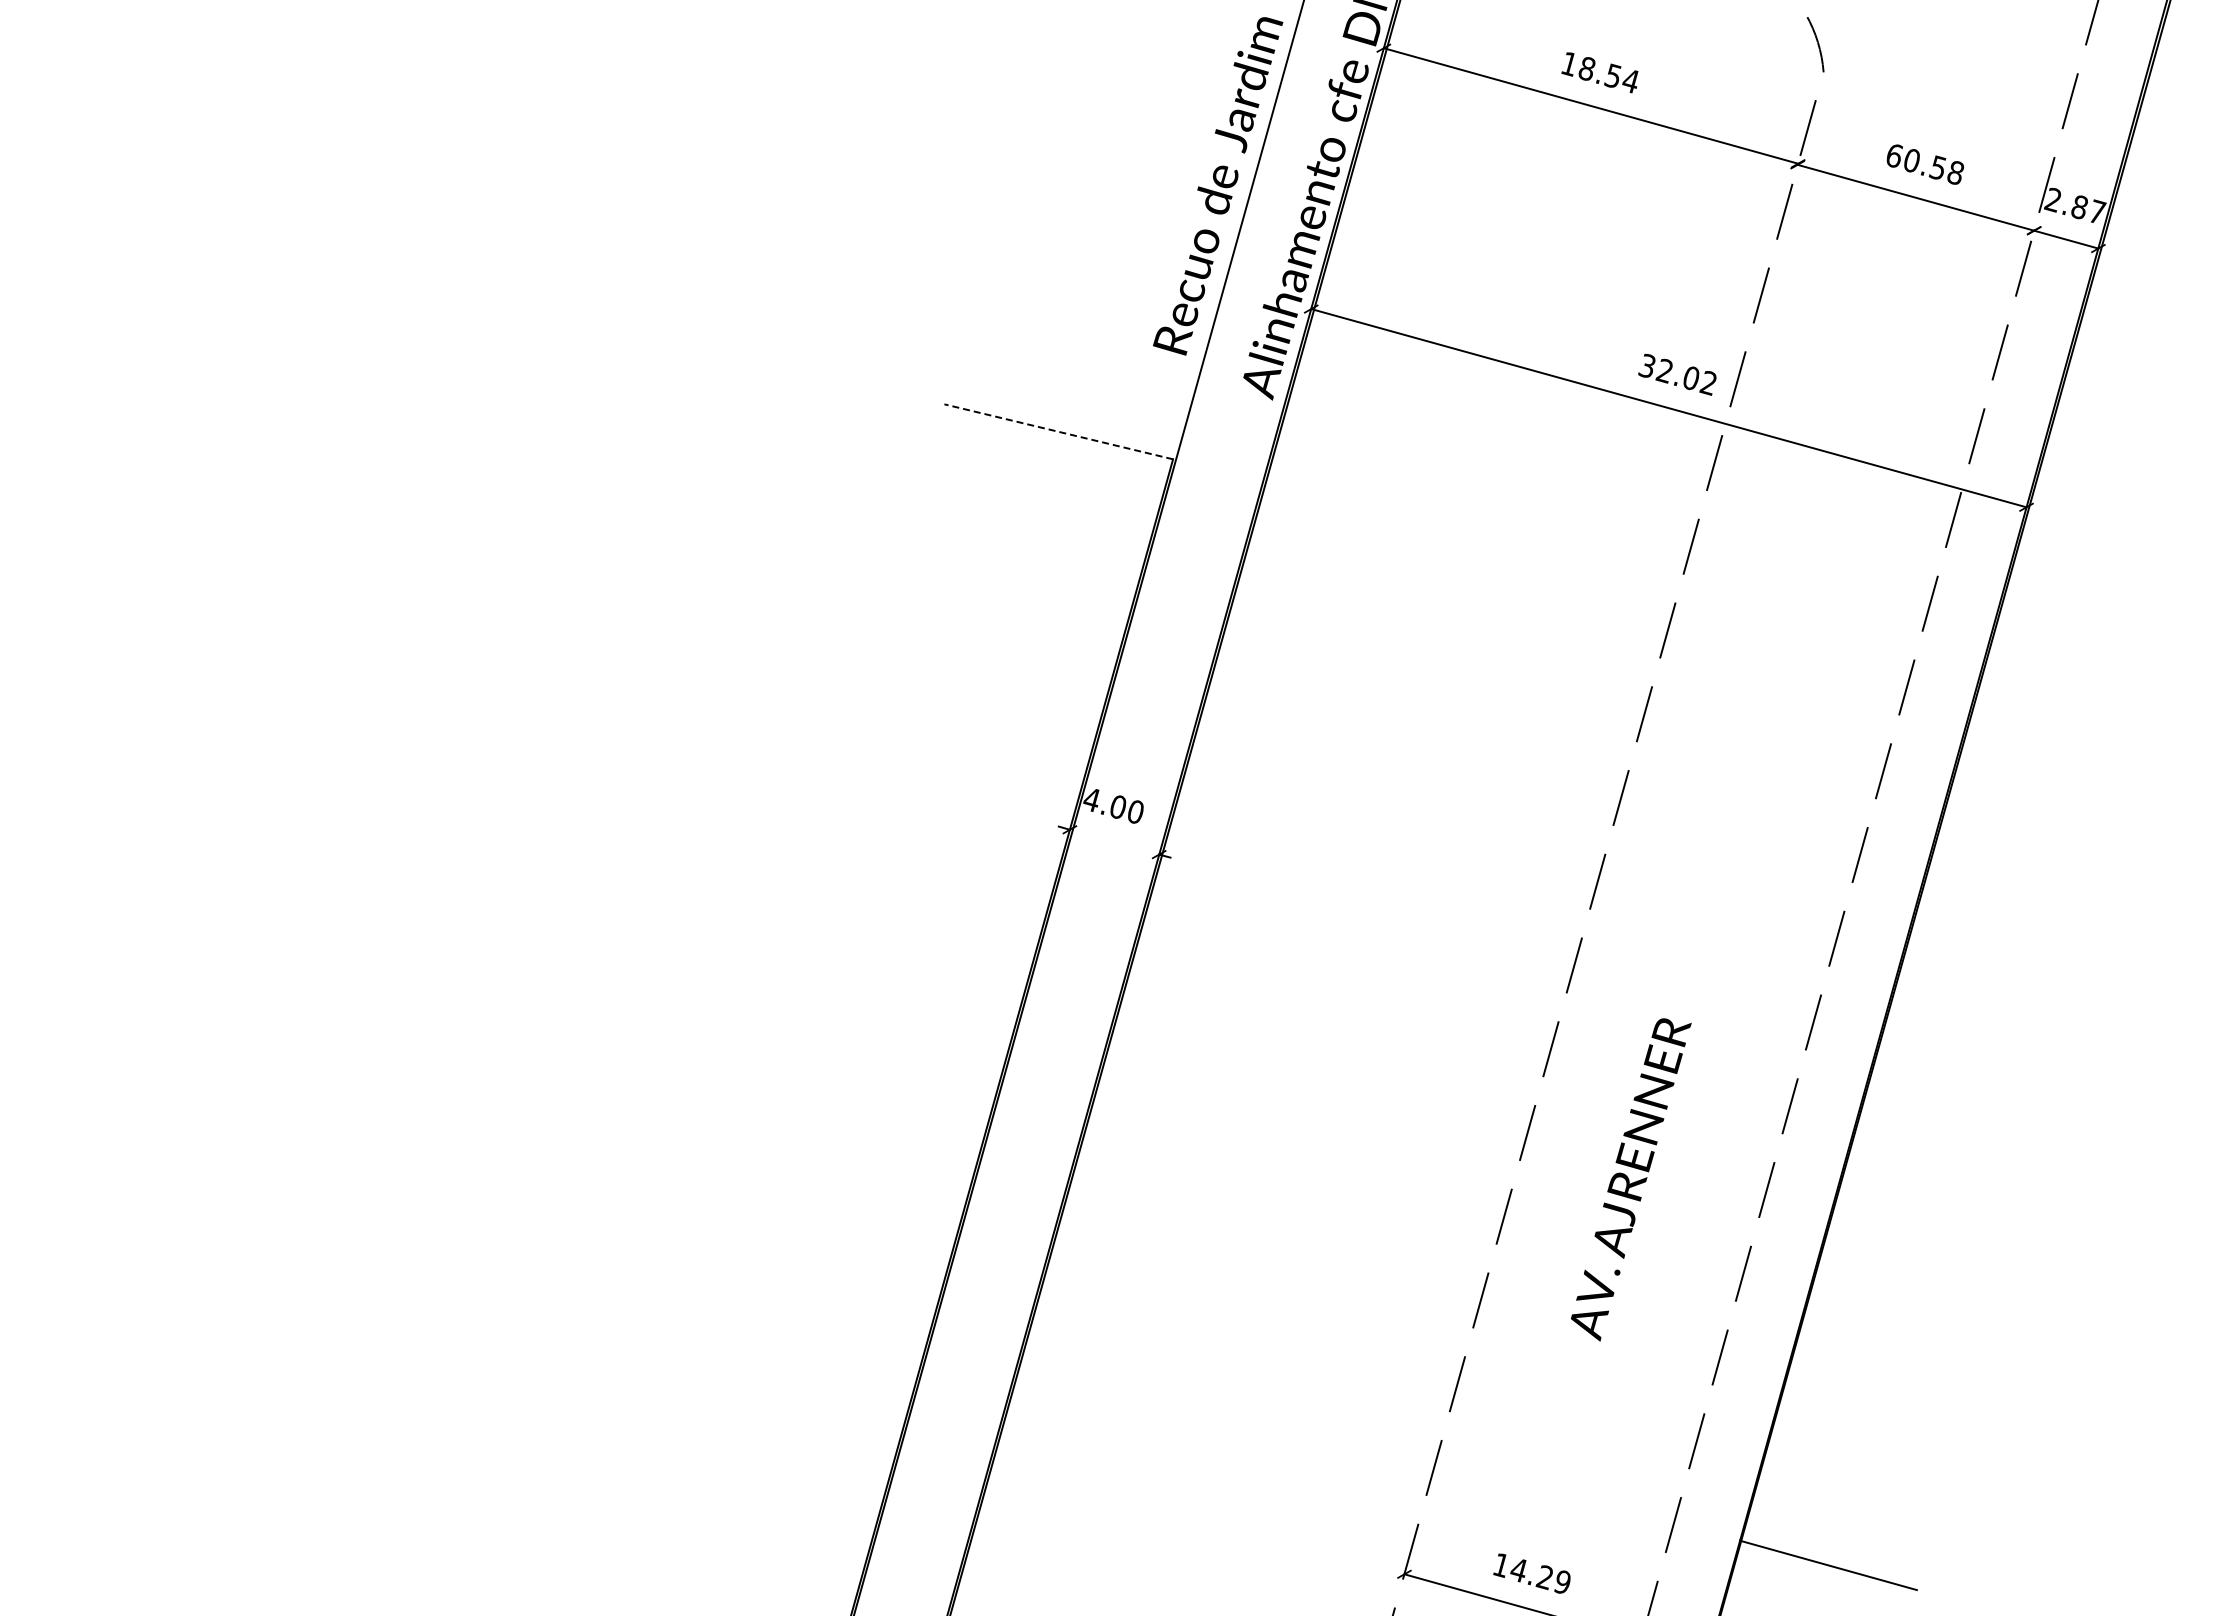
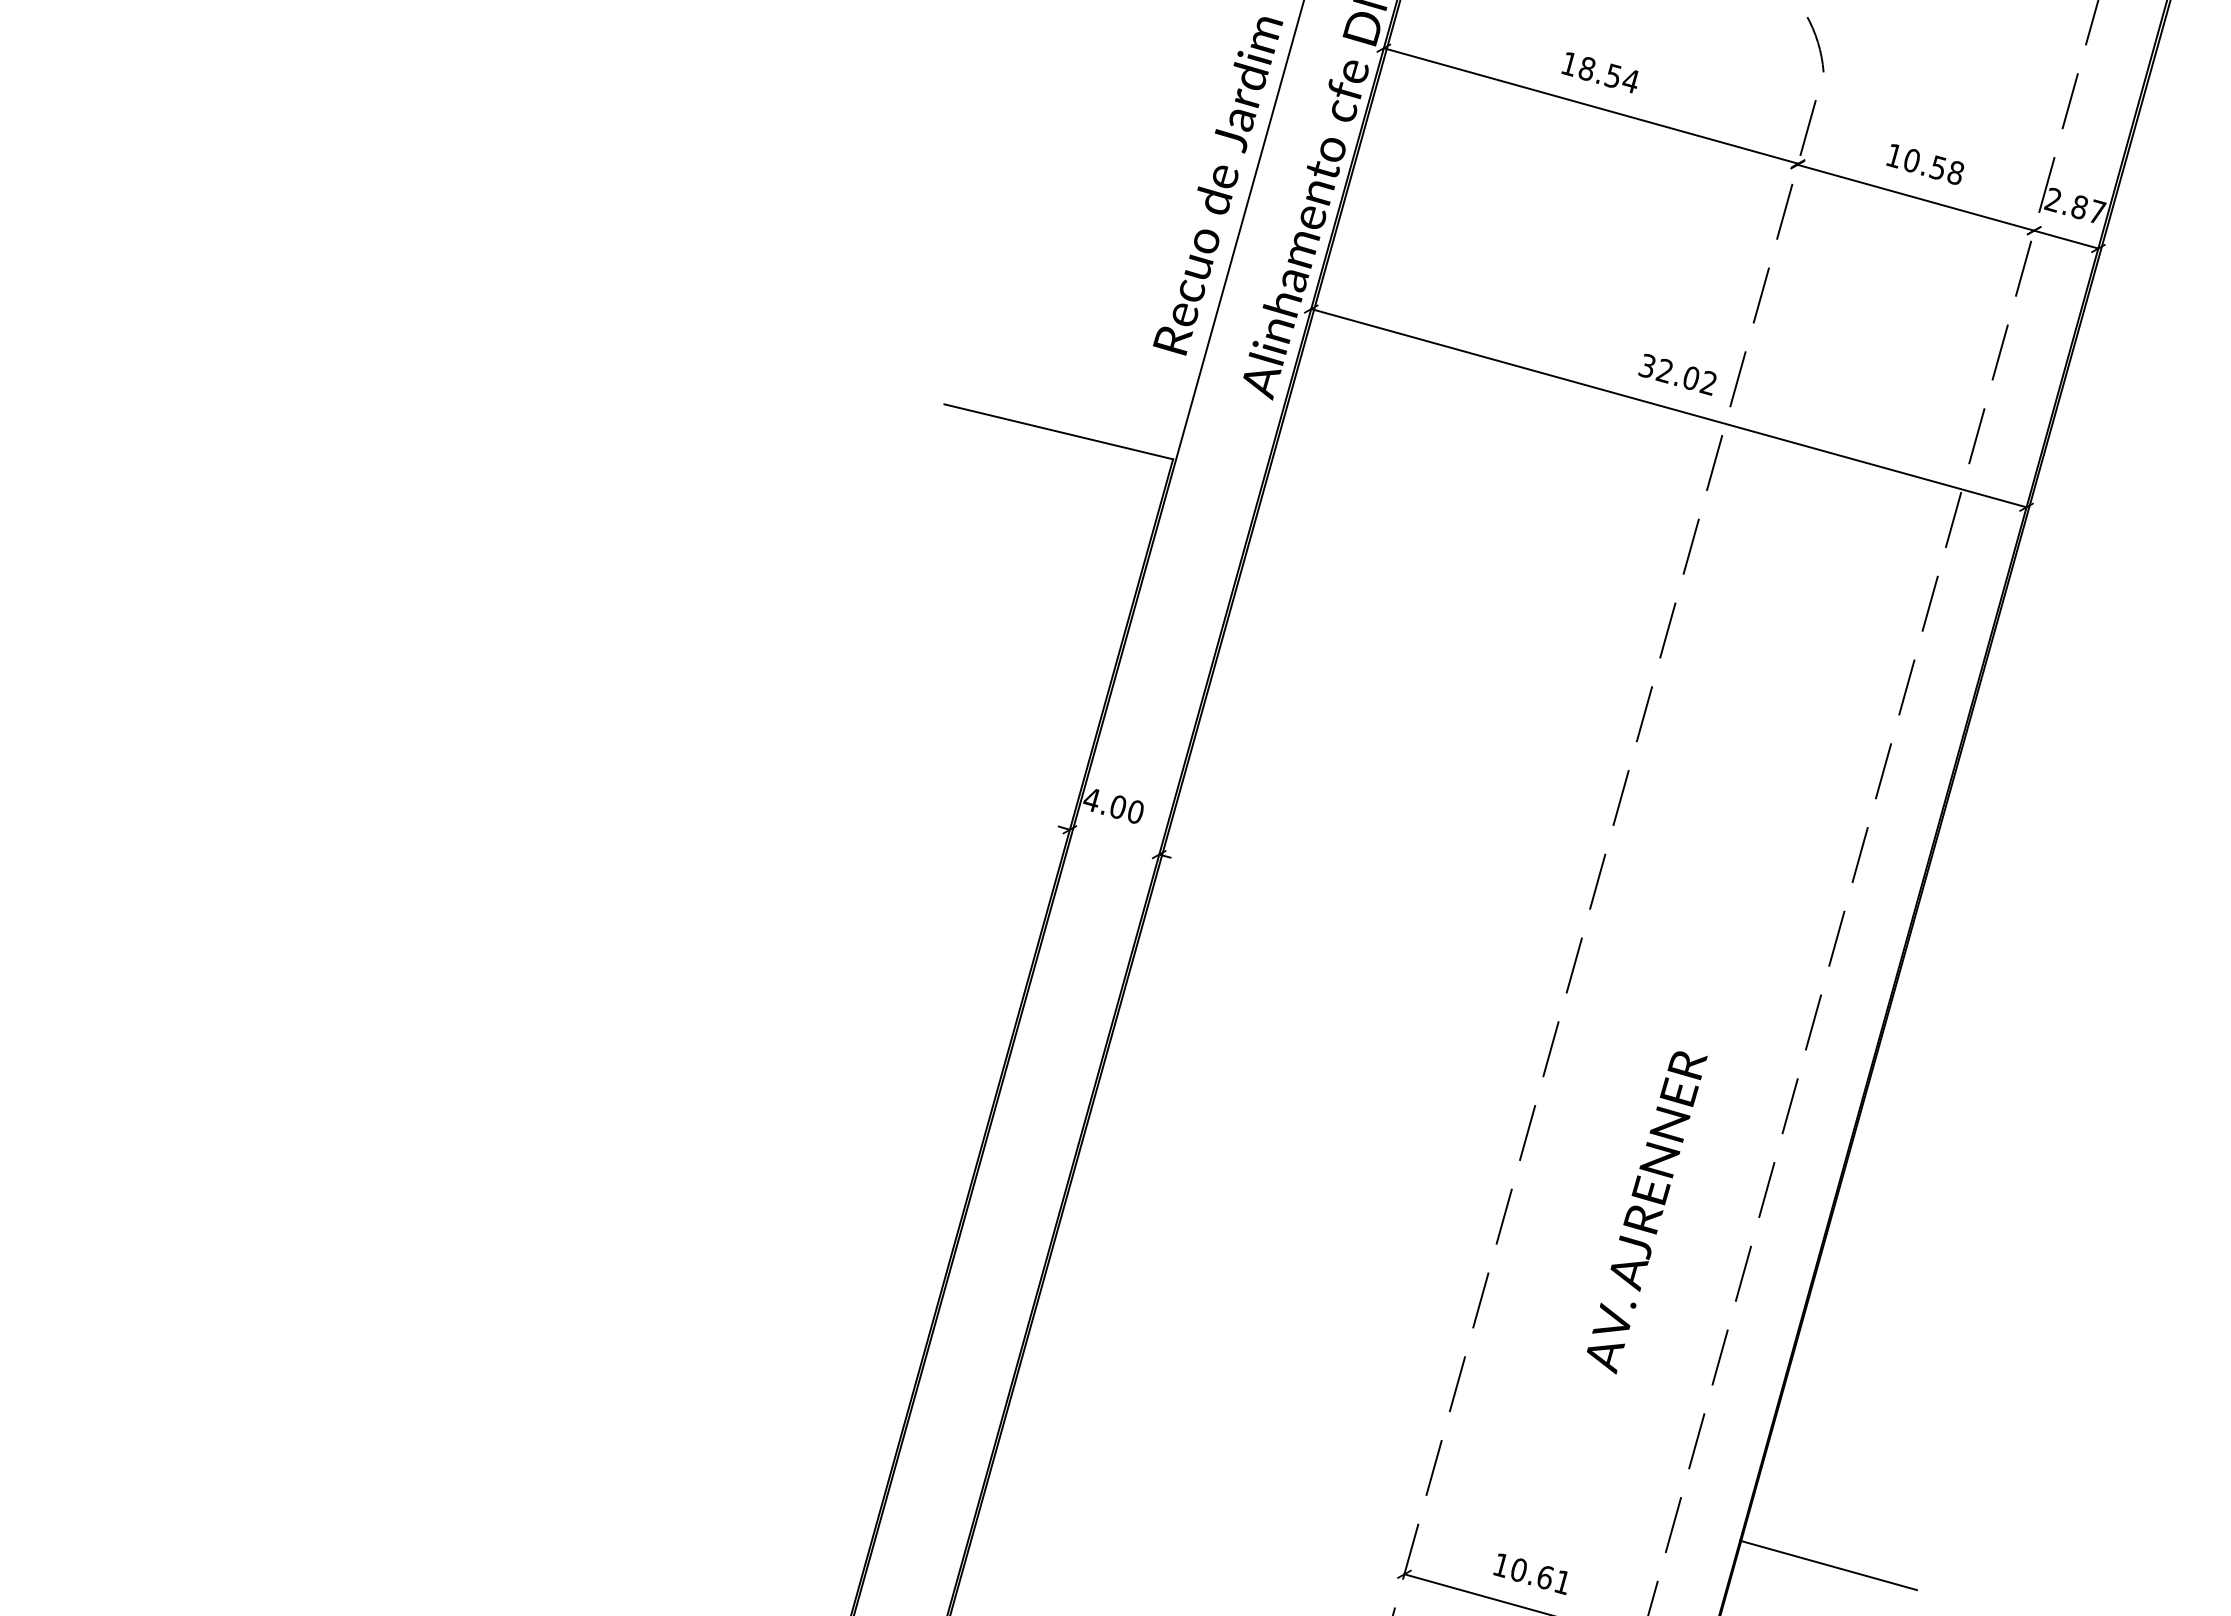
text: 60.58 -> 10.58 (1894, 156)
line: dashed -> solid (1058, 431)
text position: (1631, 1179) -> (1647, 1212) (1647, 1212)
text: 14.29 -> 10.61 (1540, 1576)
